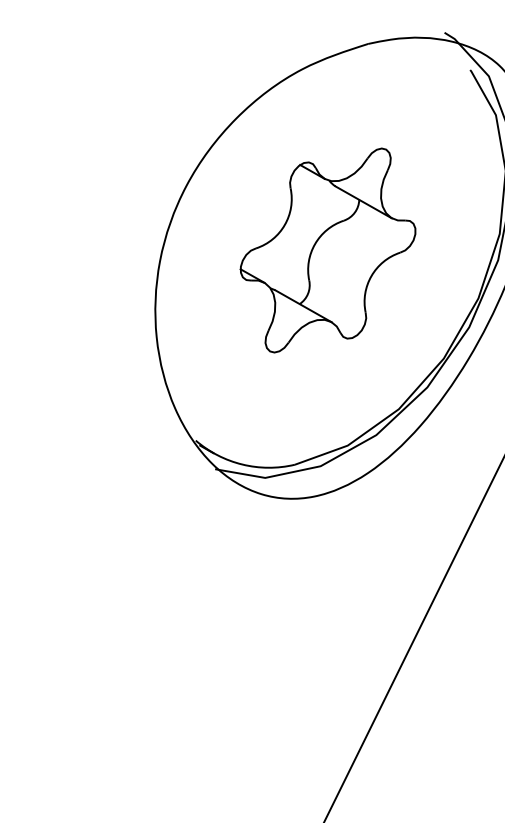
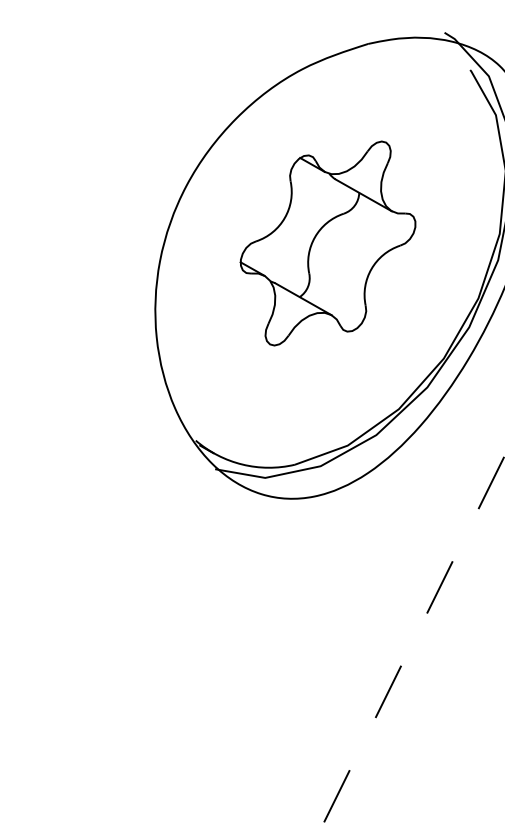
part position: (327, 250) -> (327, 243) (327, 243)
line: solid -> dashed (414, 638)
